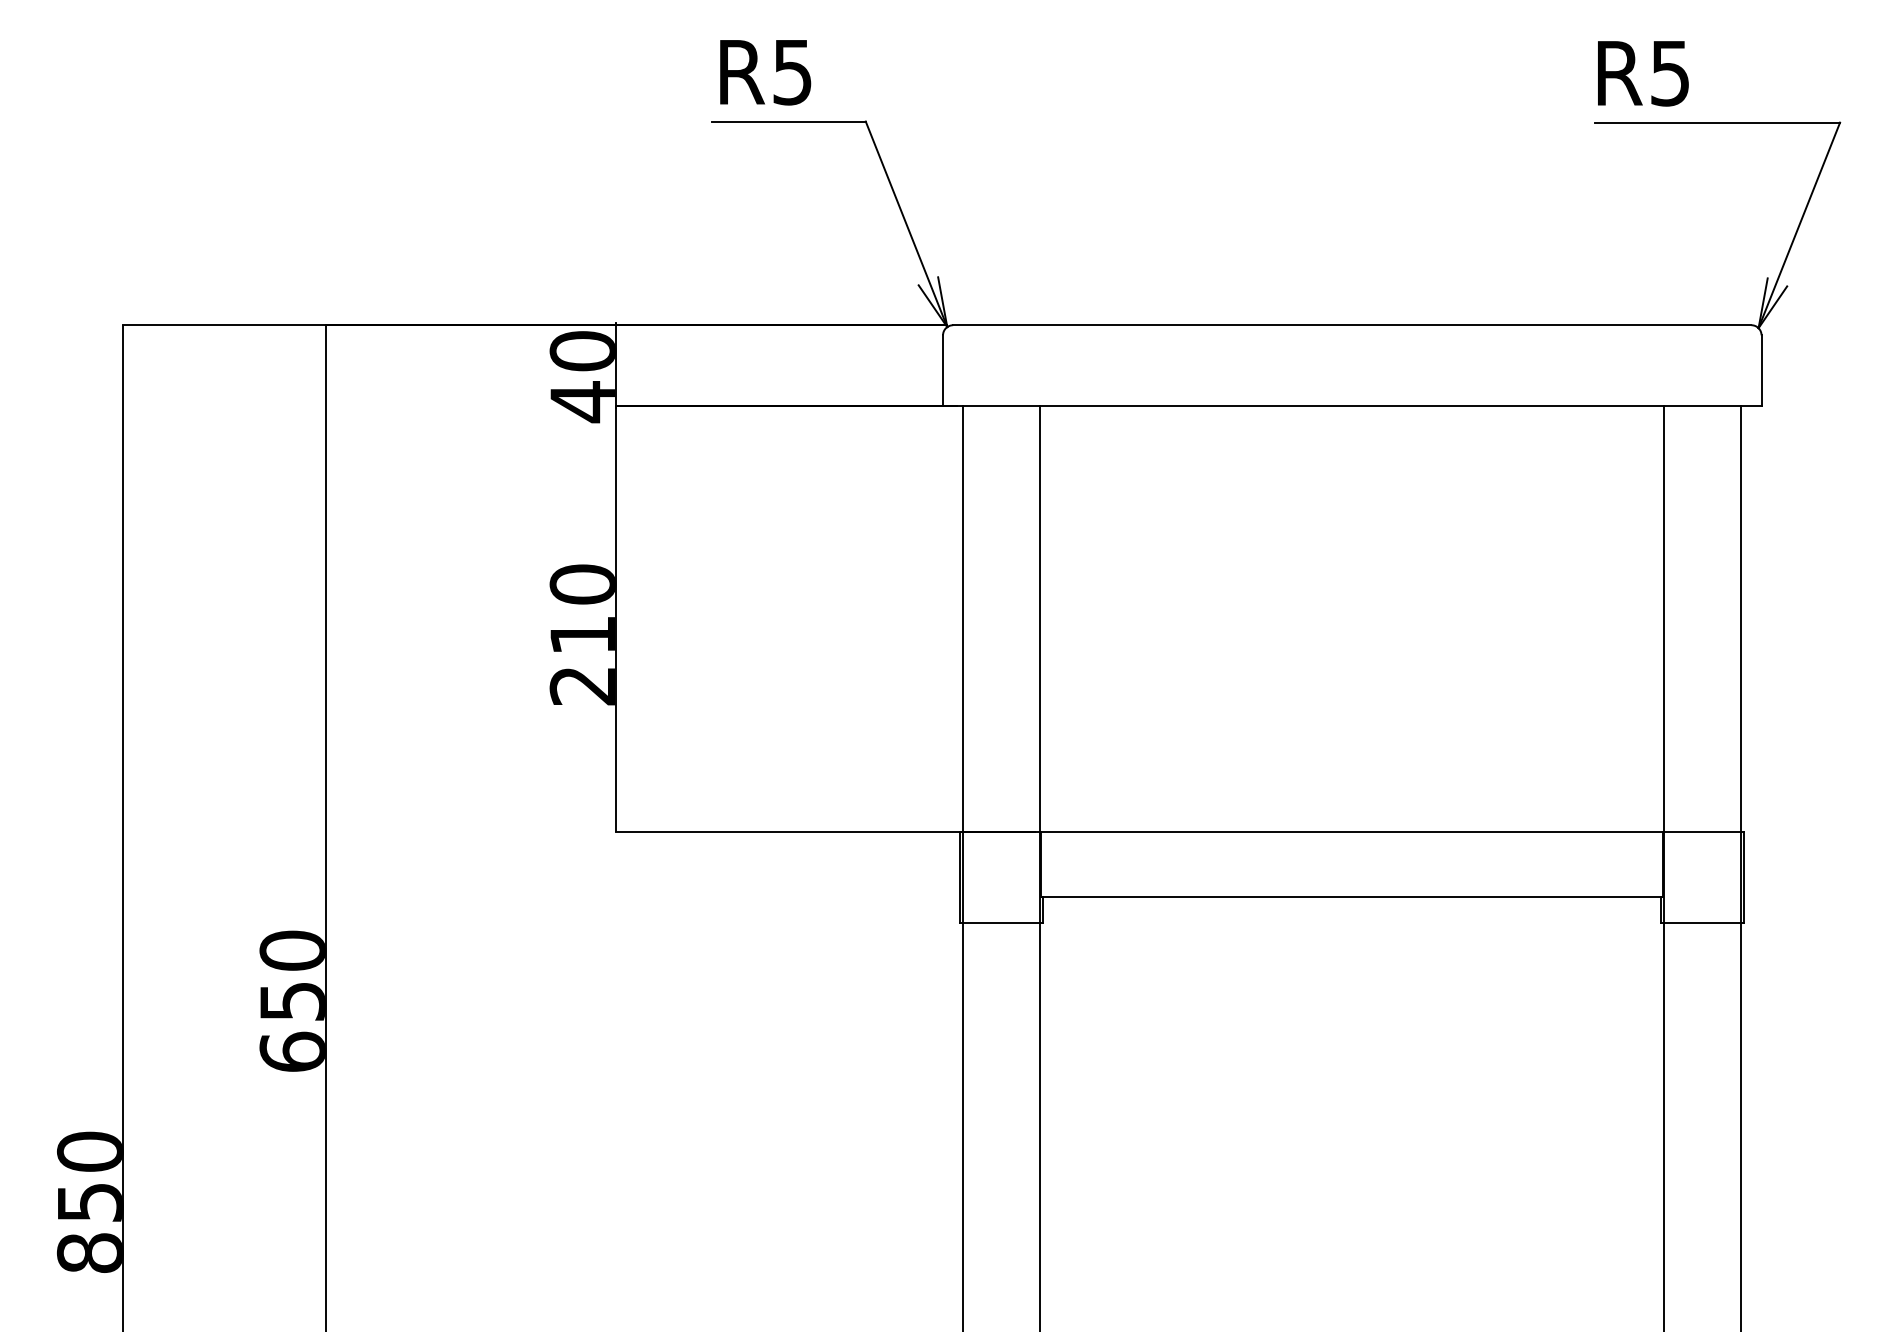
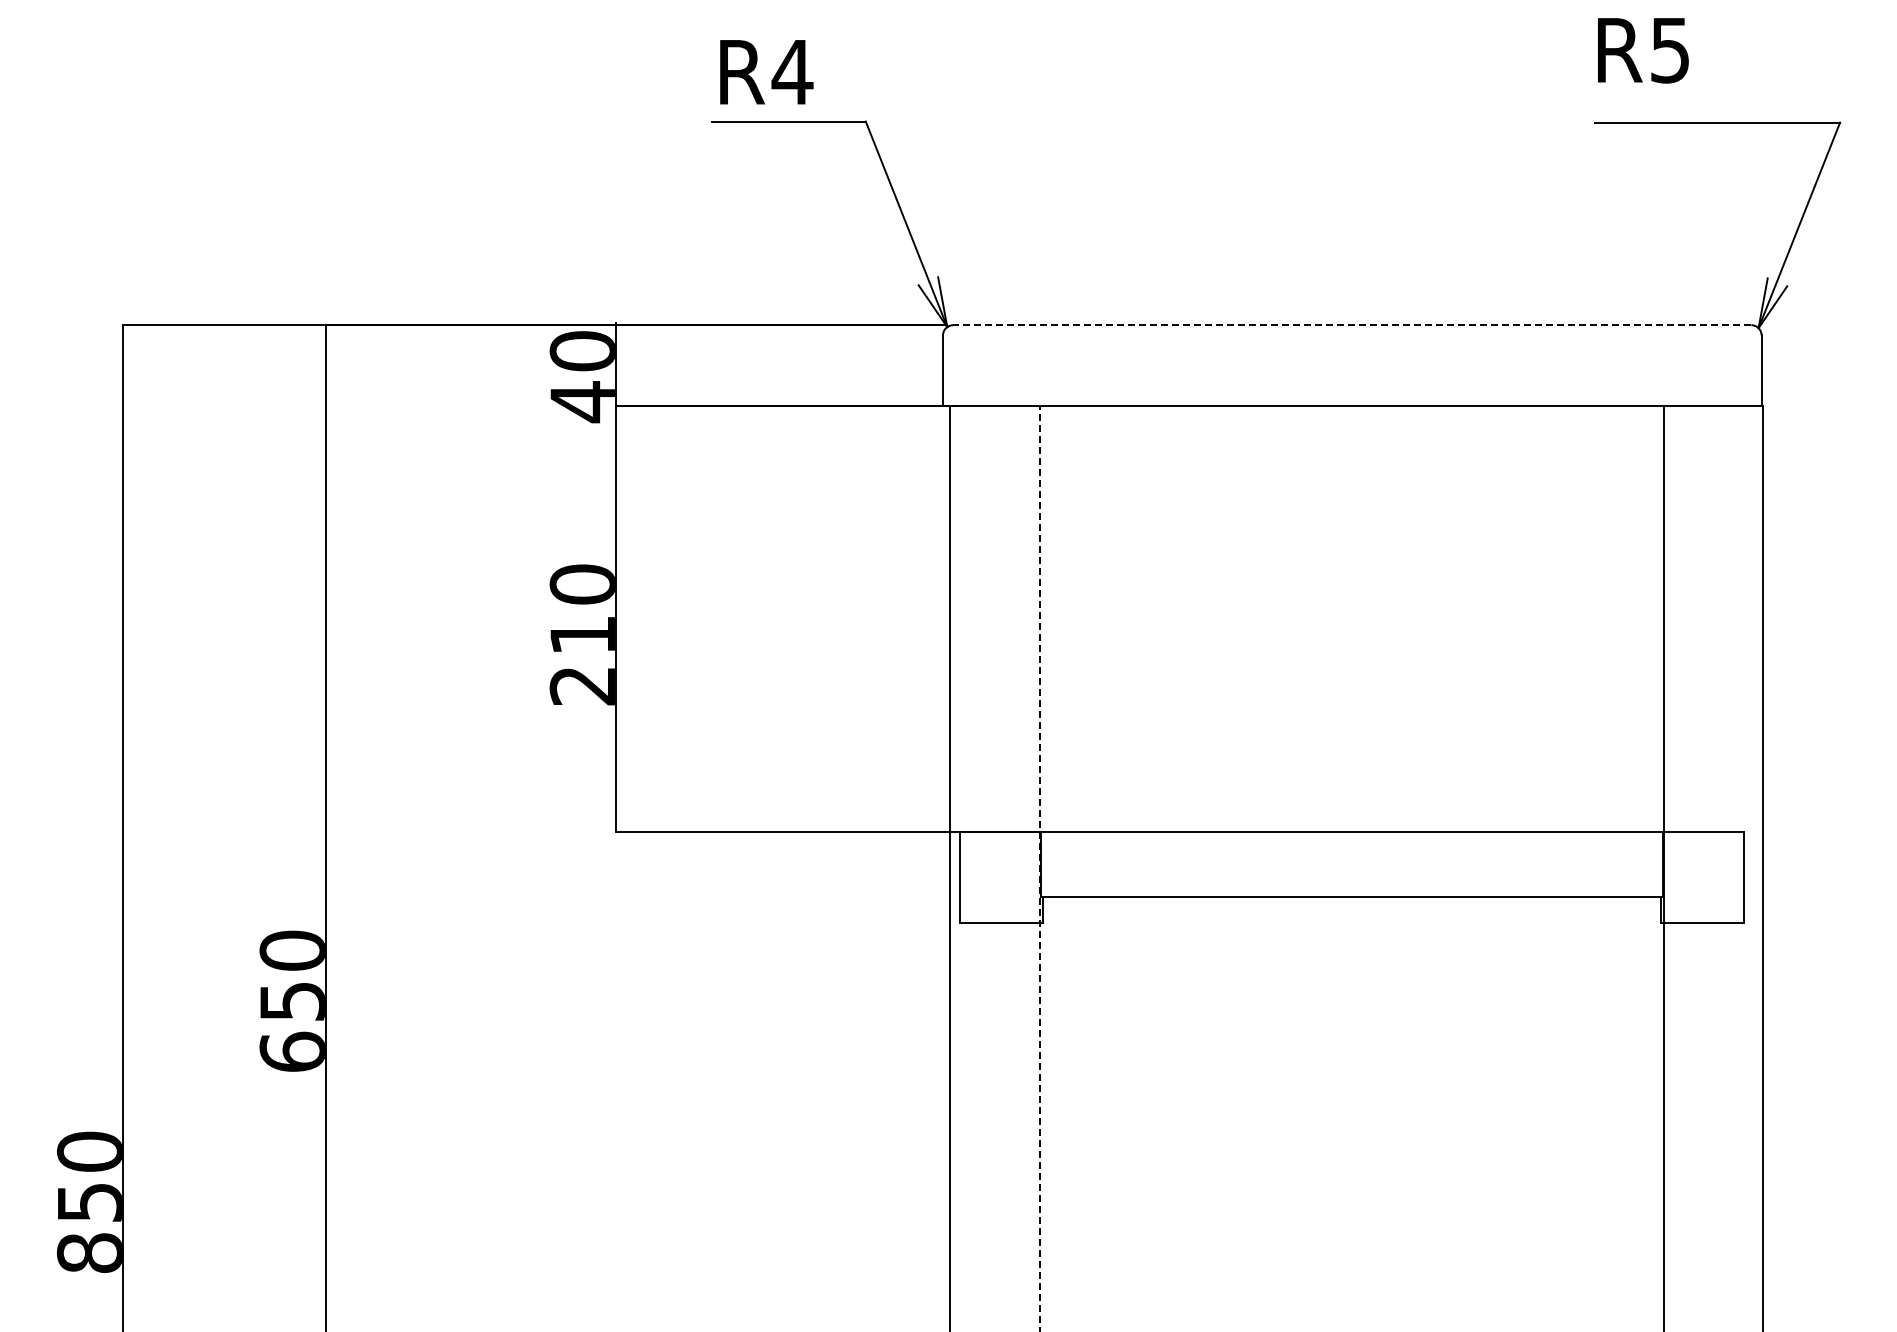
text: R5 -> R4 (792, 72)
text position: (1643, 73) -> (1643, 50) (1643, 50)
line: solid -> dashed (1351, 325)
line position: (963, 867) -> (950, 867) (950, 867)
line position: (1741, 867) -> (1763, 867) (1763, 867)
line: solid -> dashed (1040, 868)
